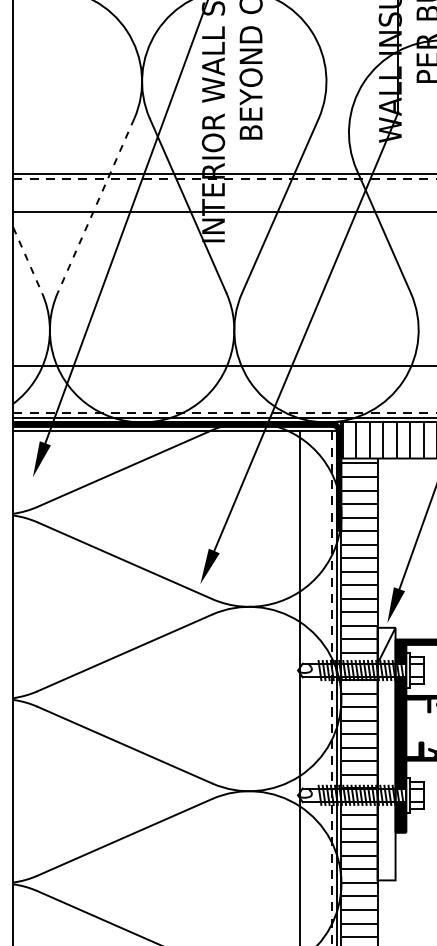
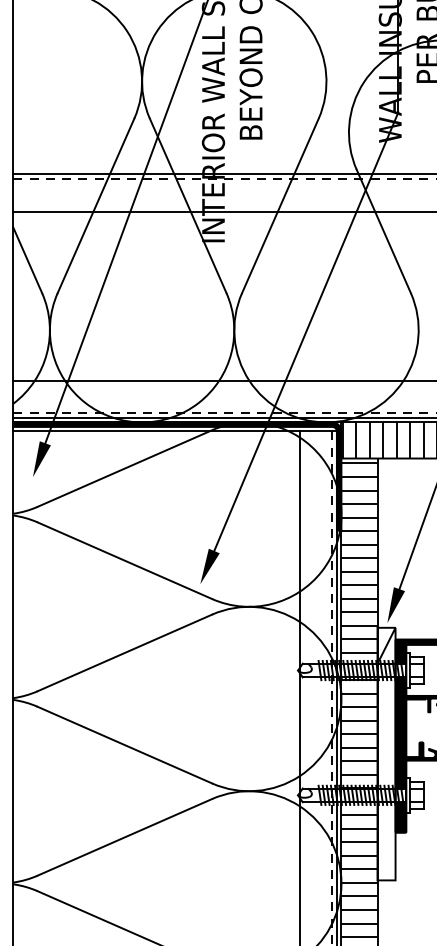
line: dashed -> solid (95, 206)
line: dashed -> solid (27, 260)
line position: (223, 365) -> (223, 380) (223, 380)
